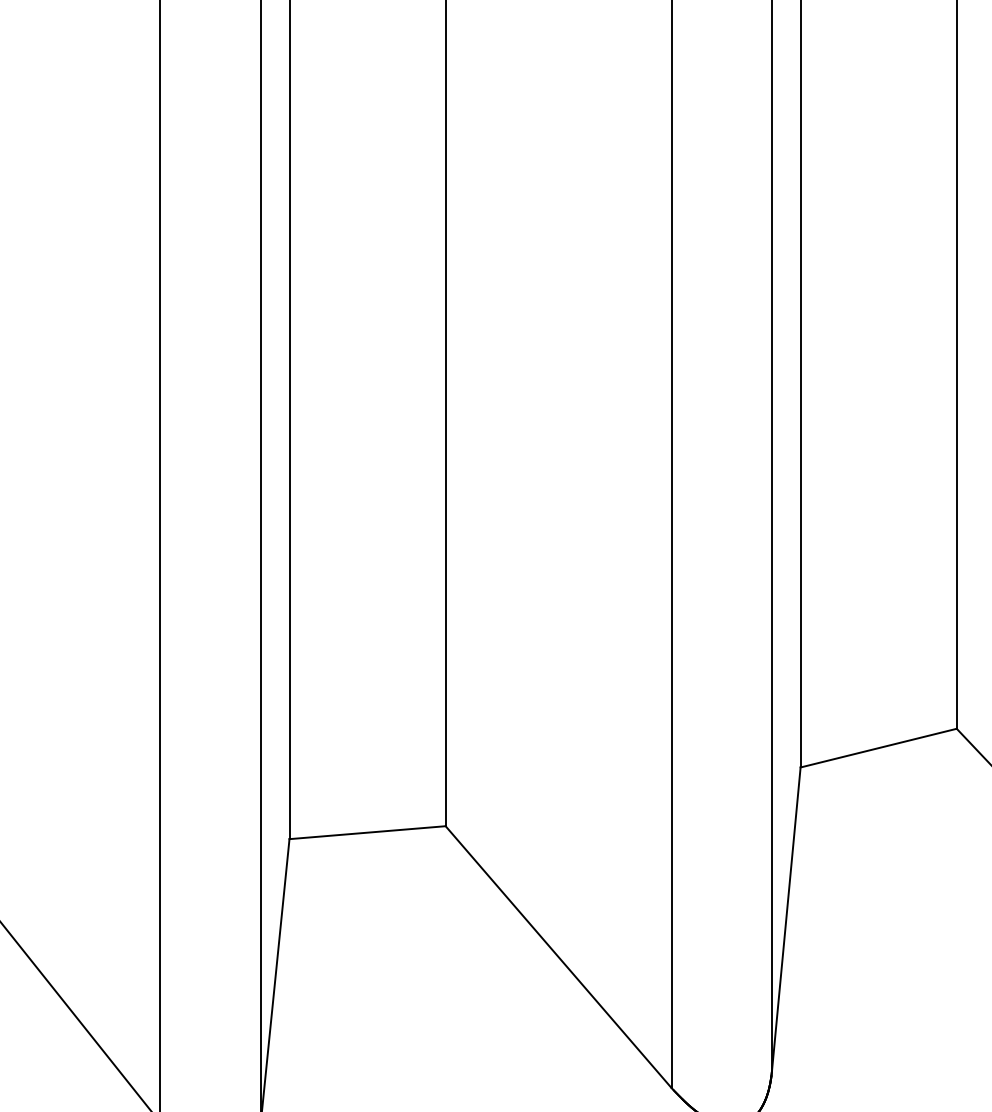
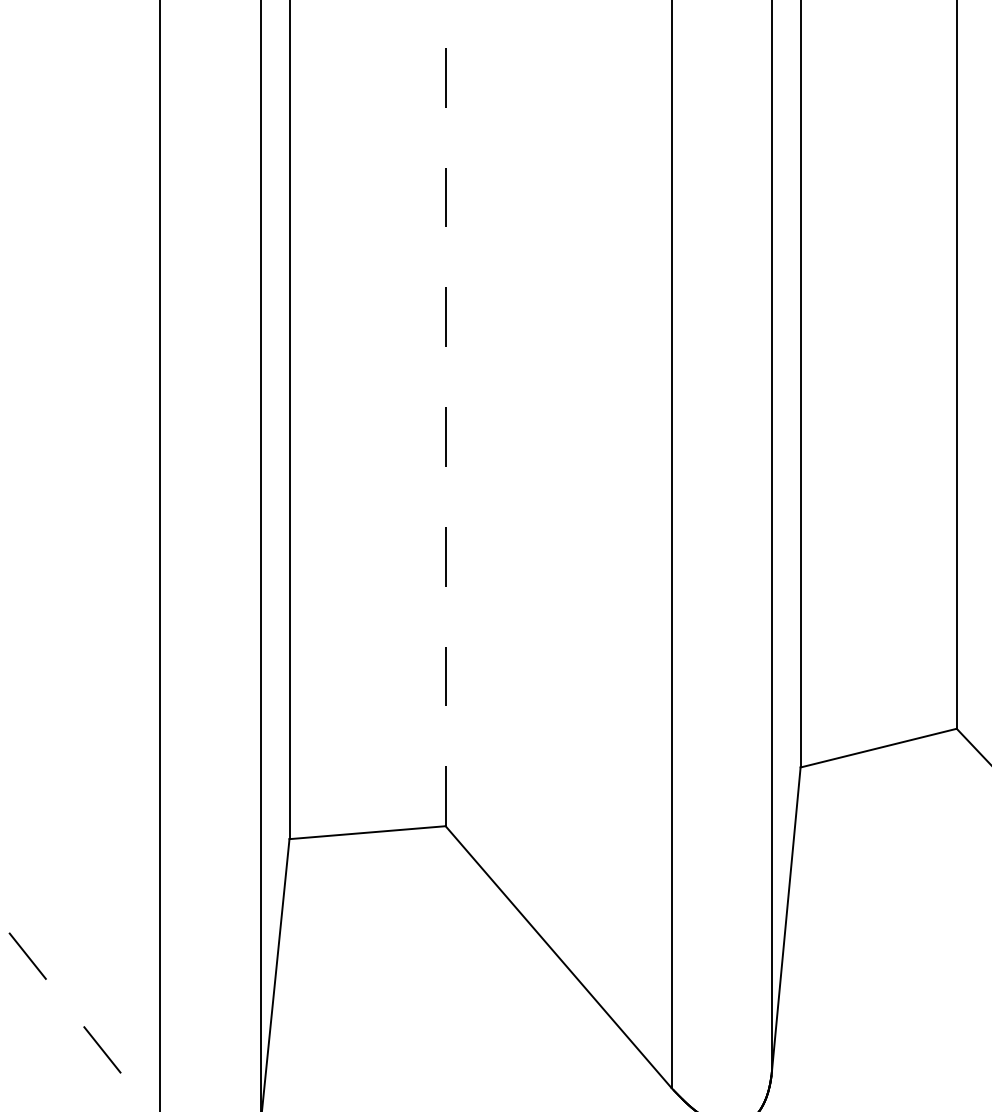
line: solid -> dashed (445, 412)
line: solid -> dashed (76, 1017)
